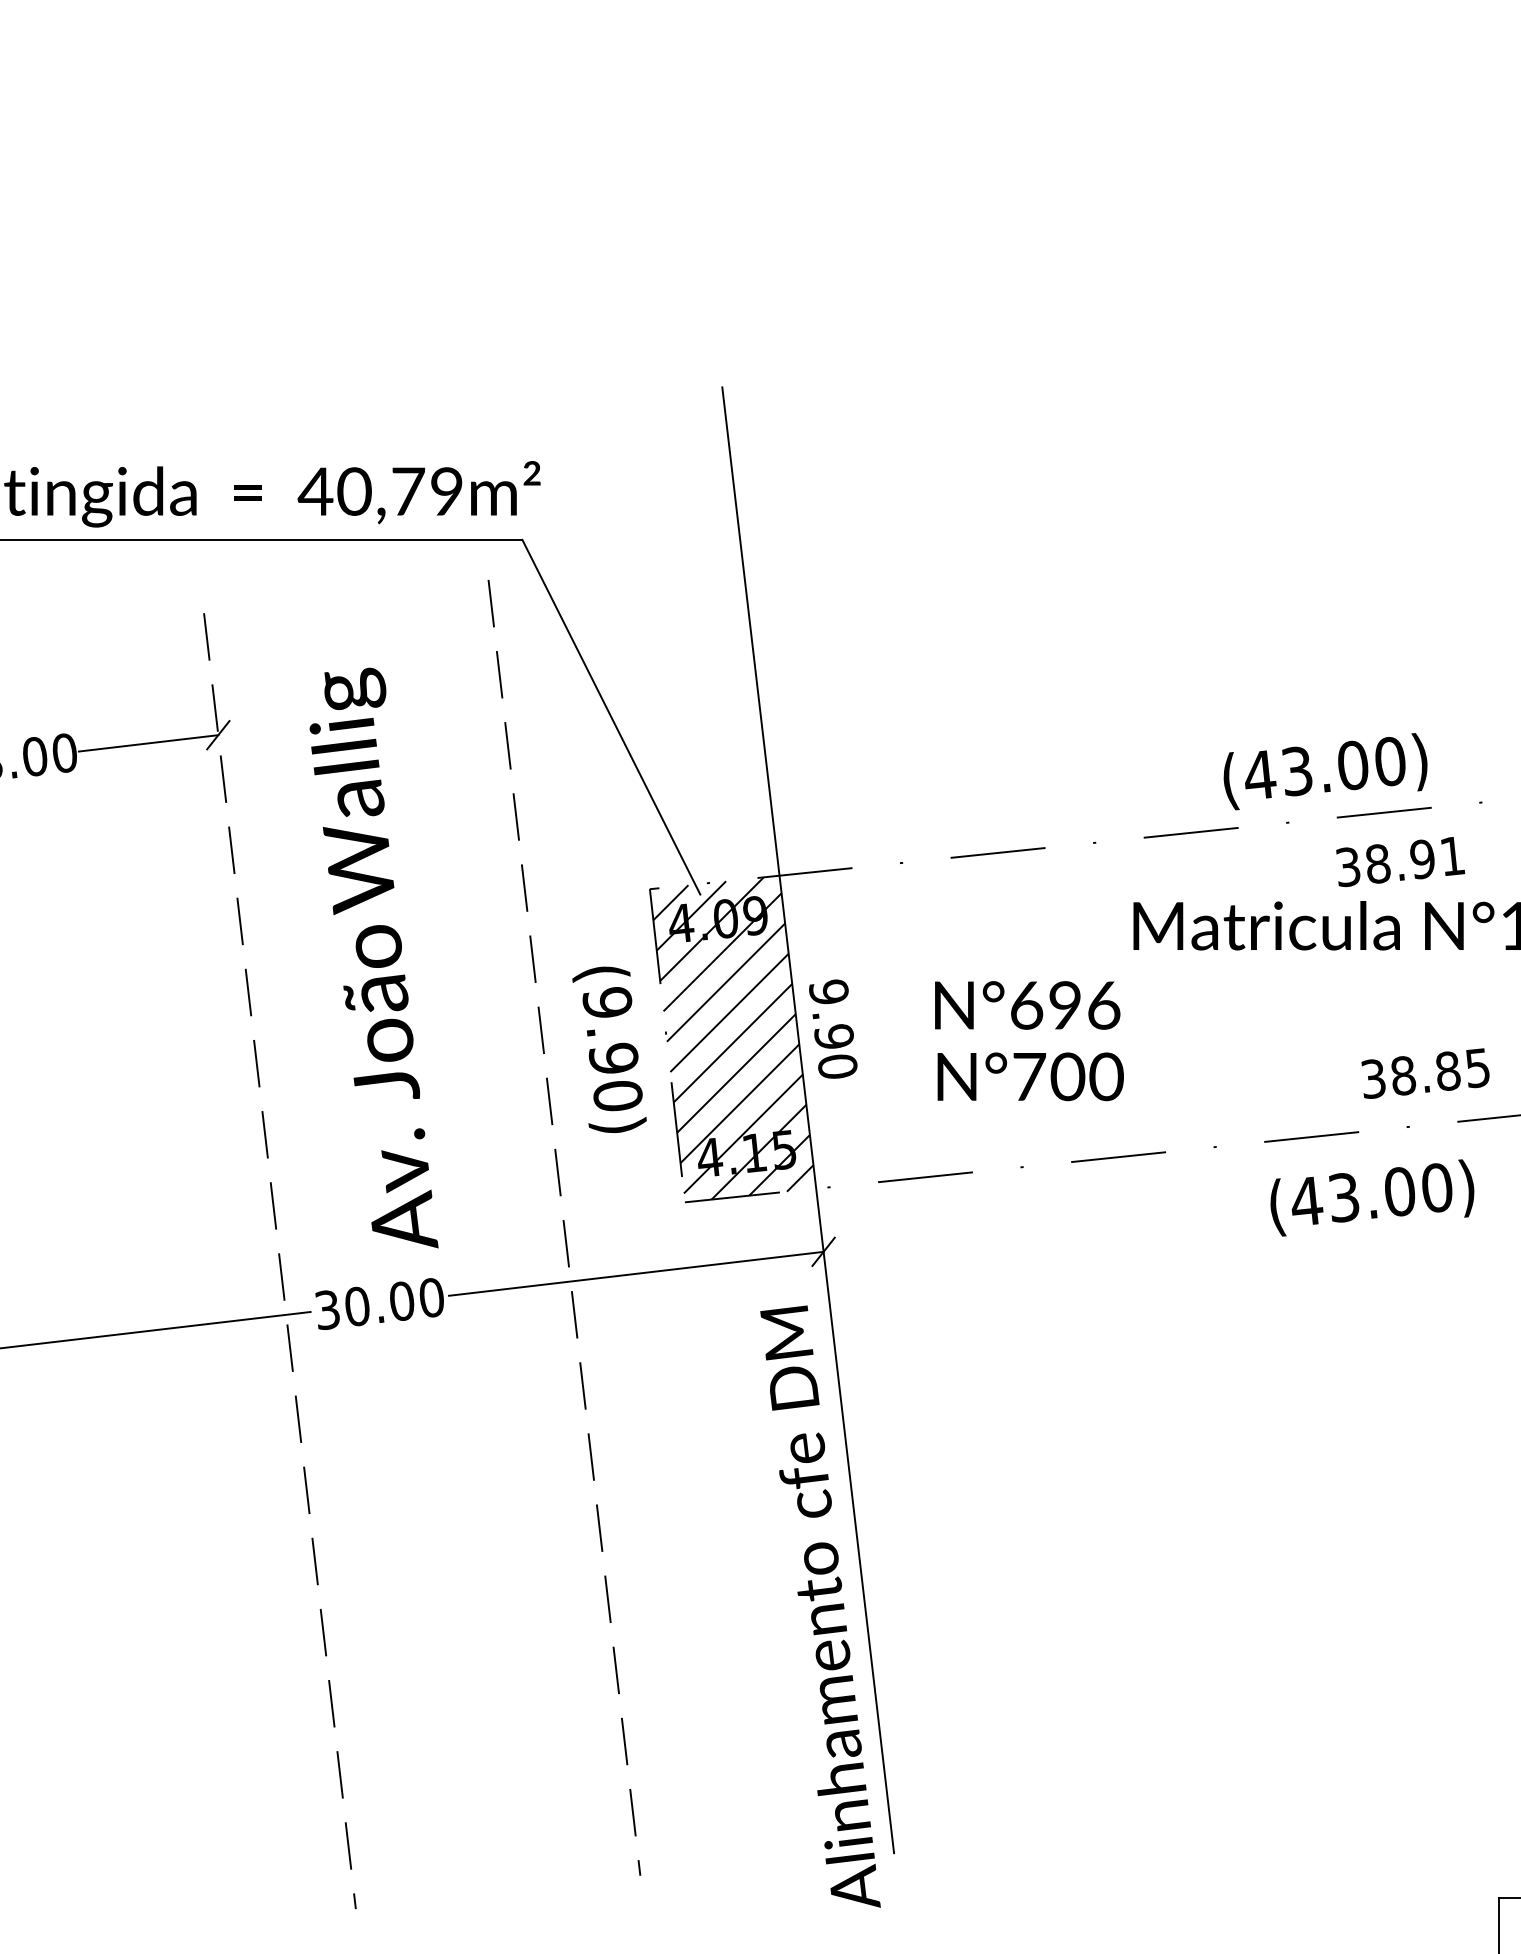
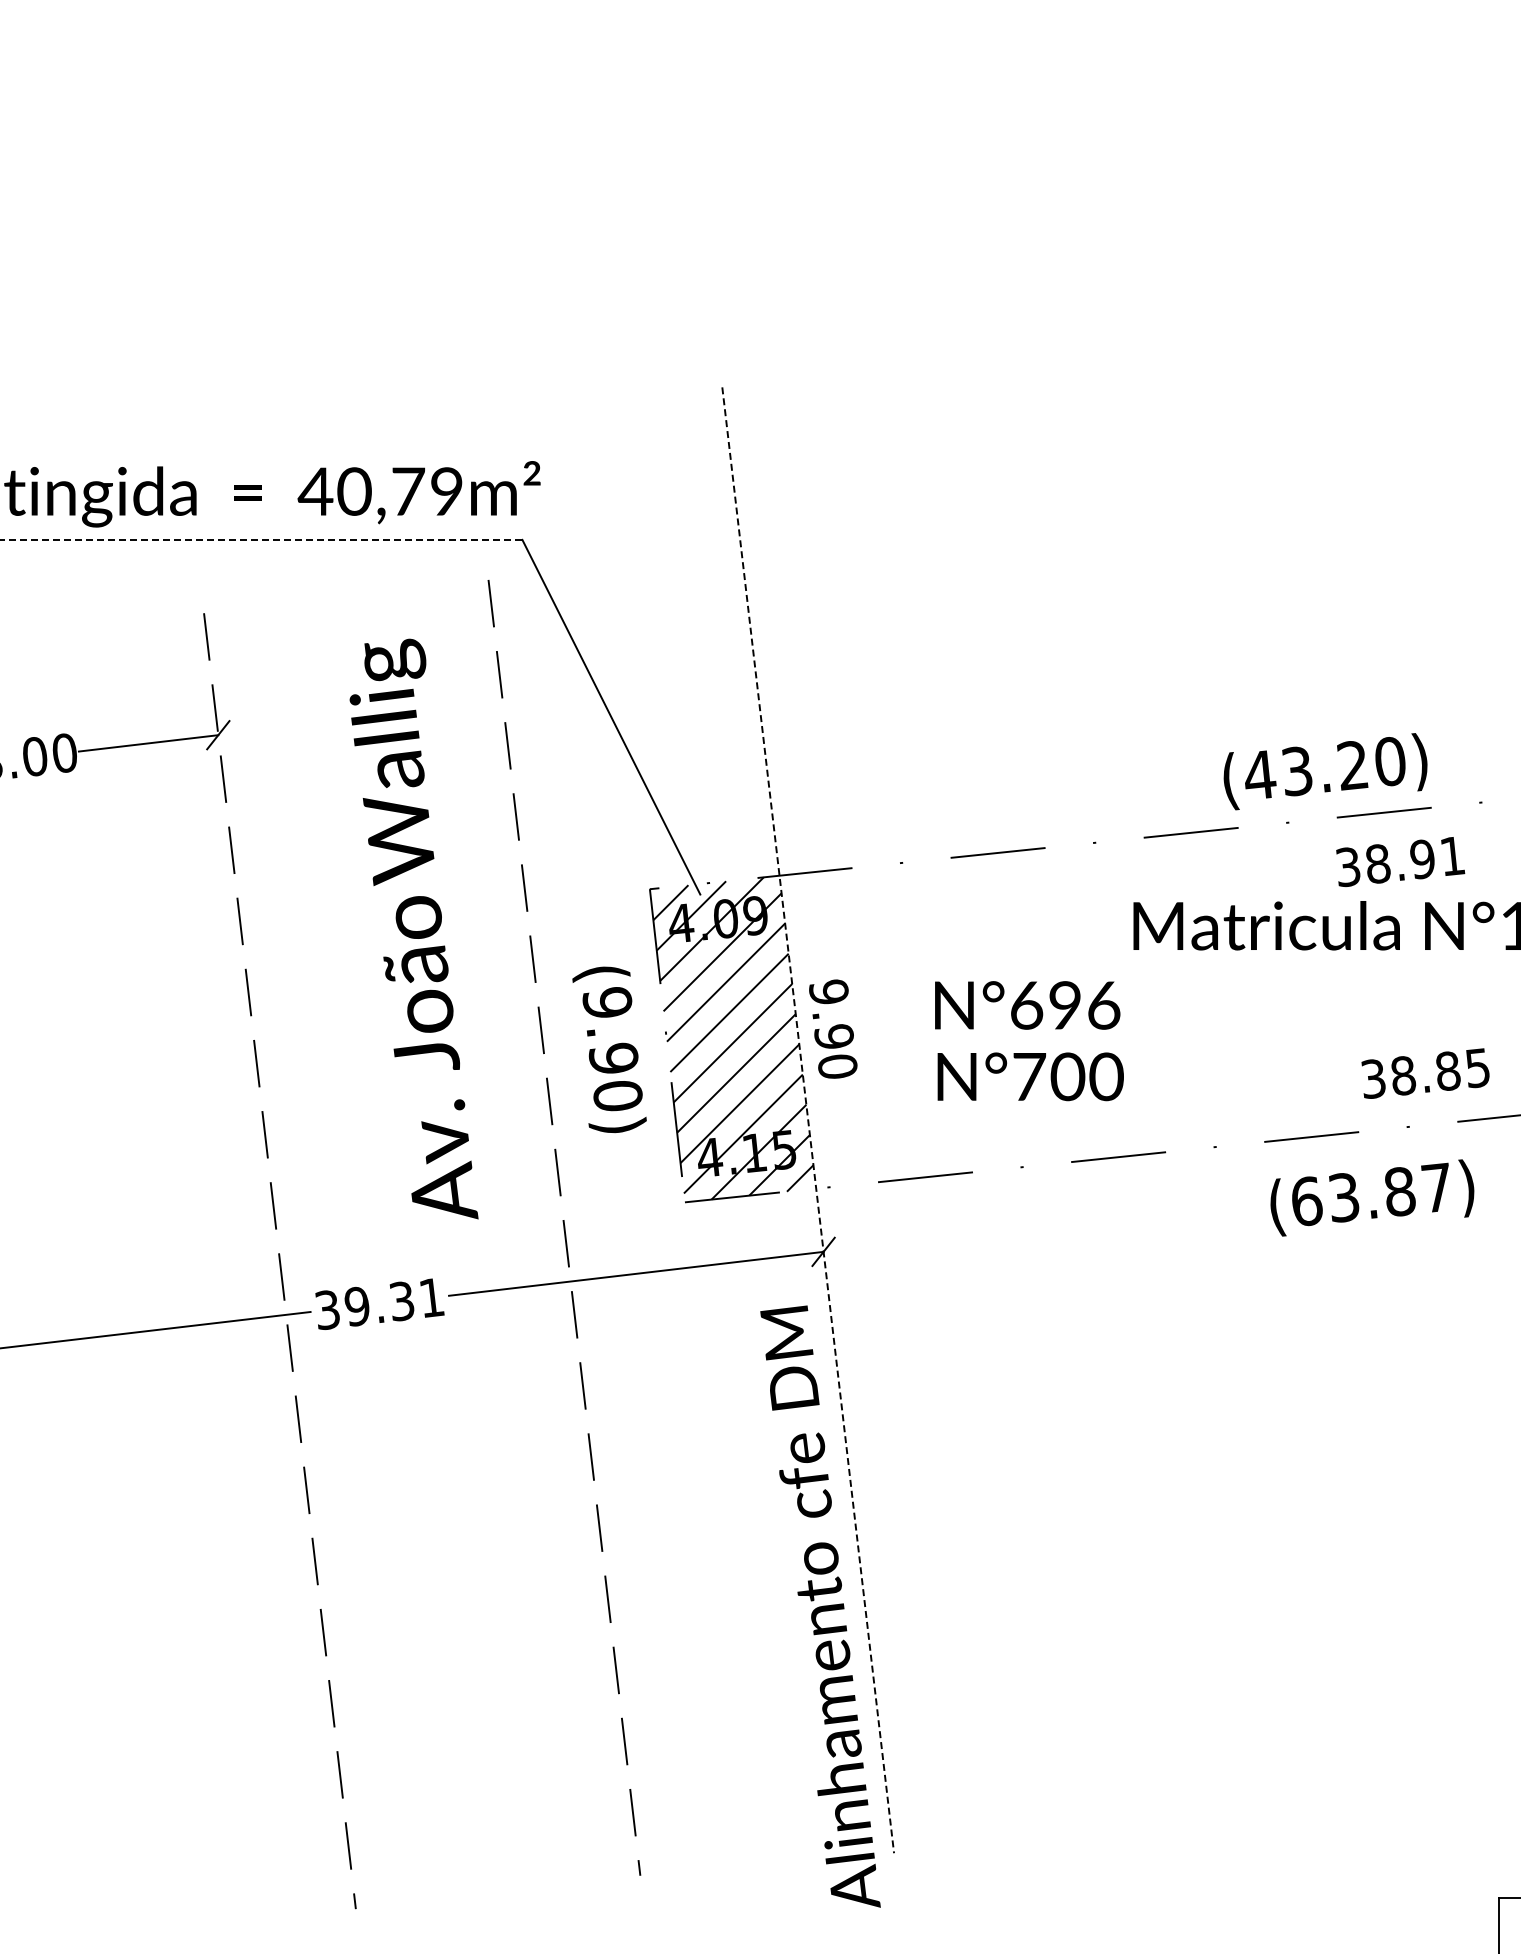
line: solid -> dashed (260, 539)
text: (43.00) -> (43.20) (1352, 765)
text position: (373, 957) -> (413, 928) (413, 928)
line: solid -> dashed (808, 1120)
text: (43.00) -> (63.87) (1371, 1194)
text: 30.00 -> 39.31 (394, 1302)
